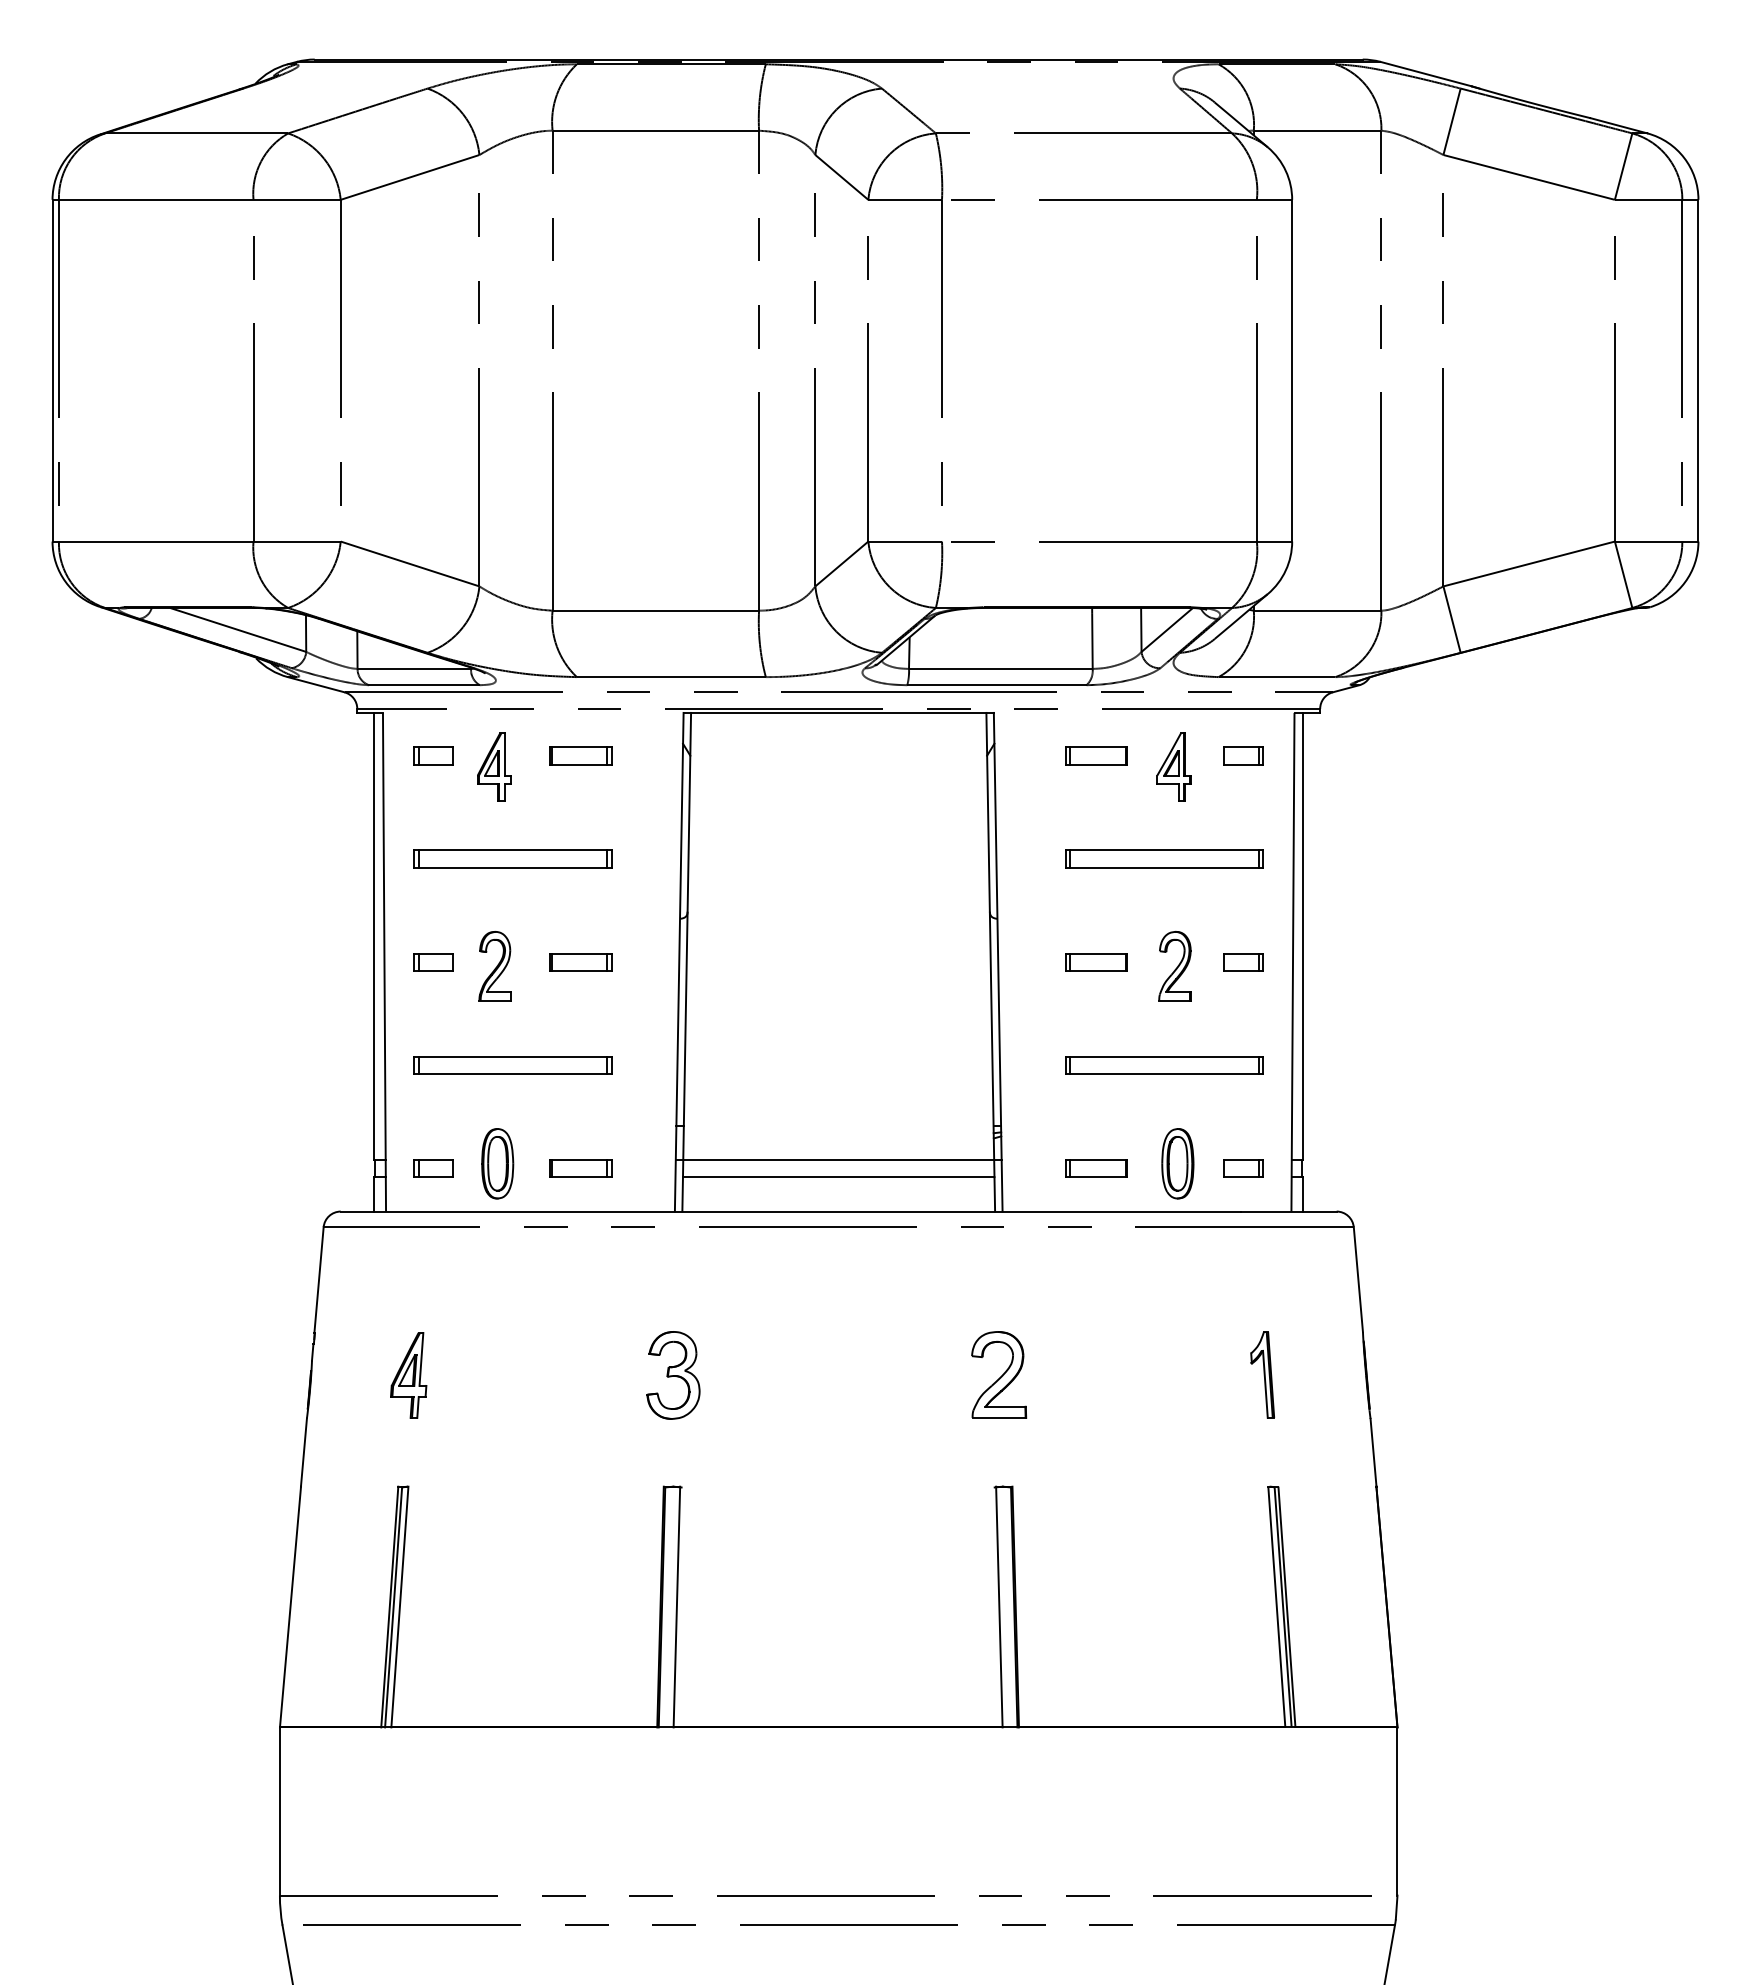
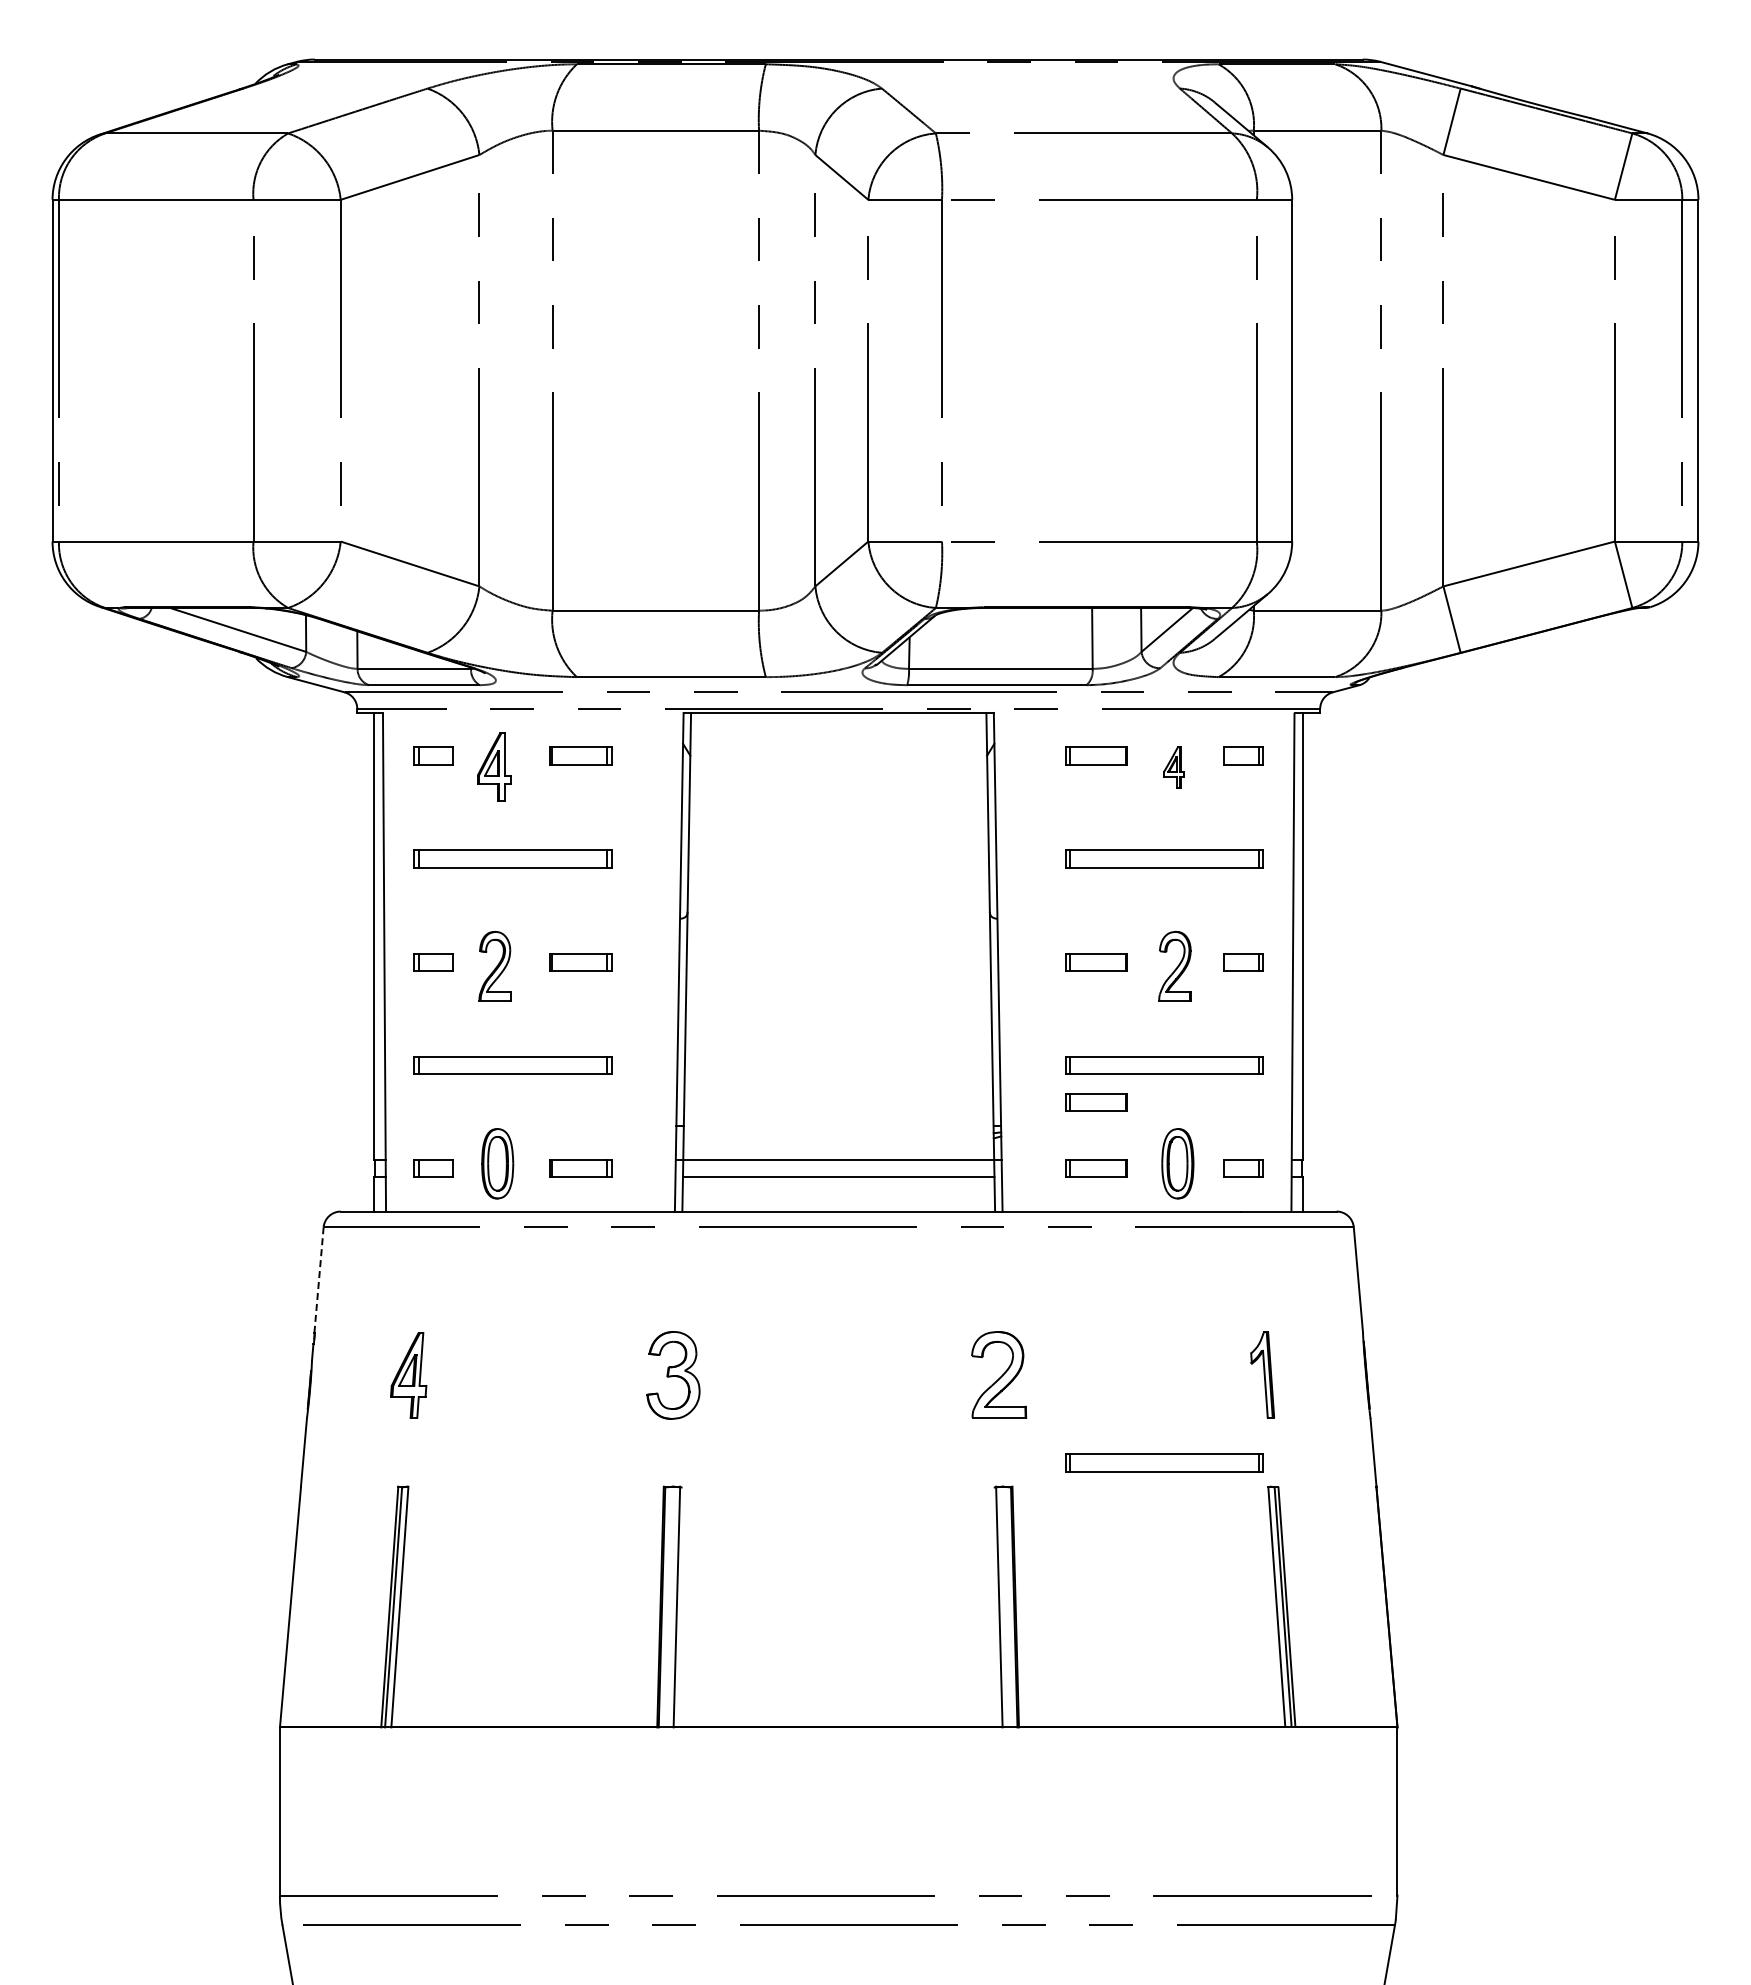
part size: 36x70 px -> 22x43 px (1173, 767)
part: none -> present (1096, 1102)
line: solid -> dashed (318, 1280)
part: none -> present (1164, 1462)
